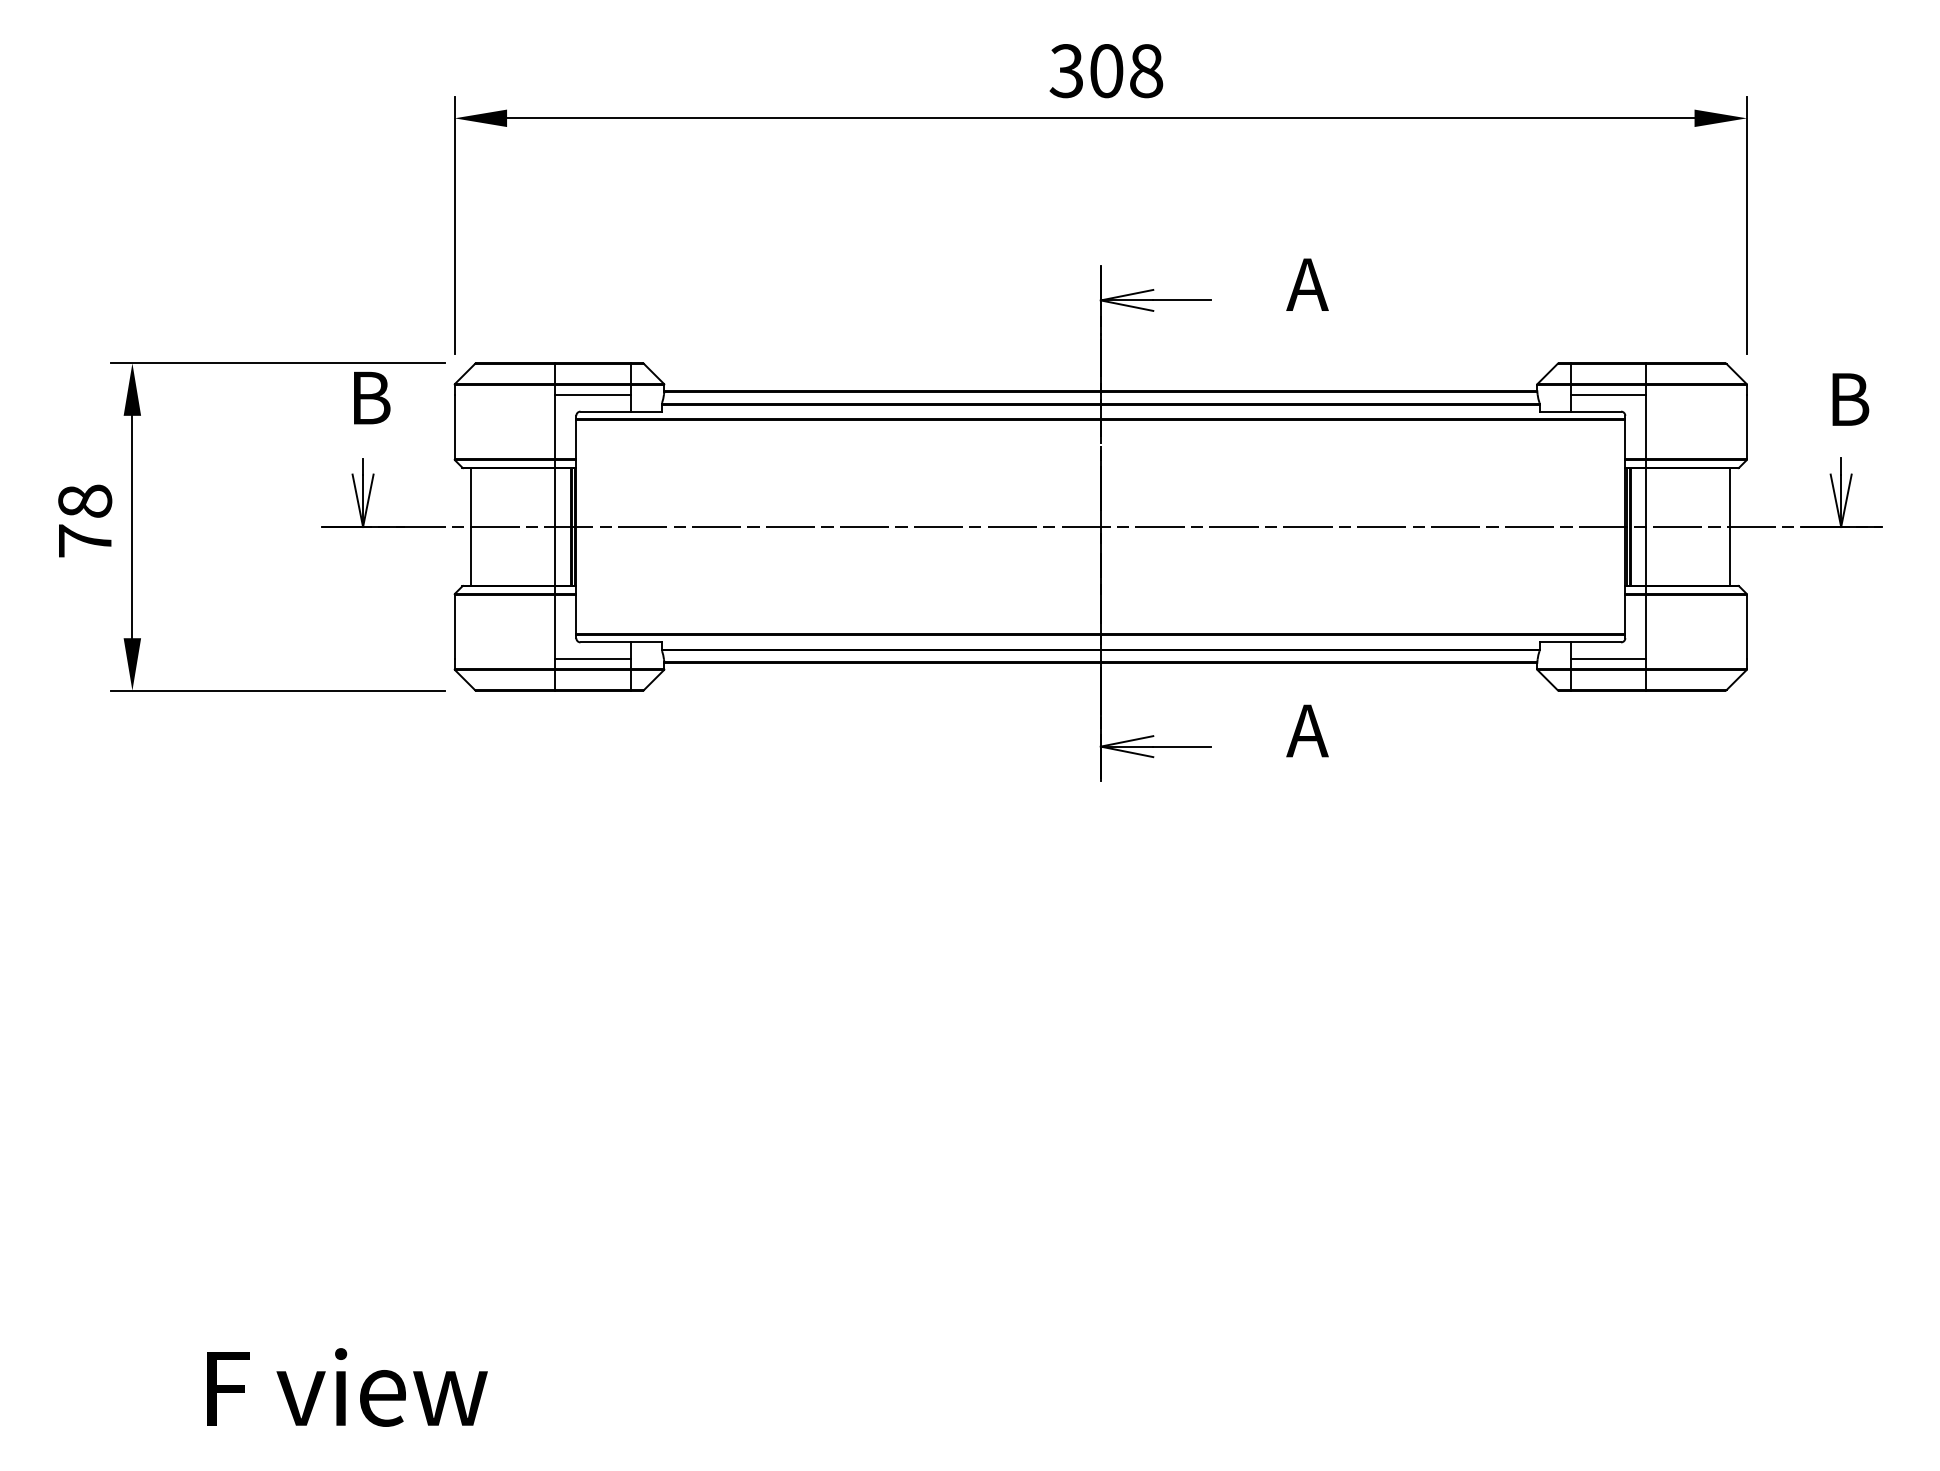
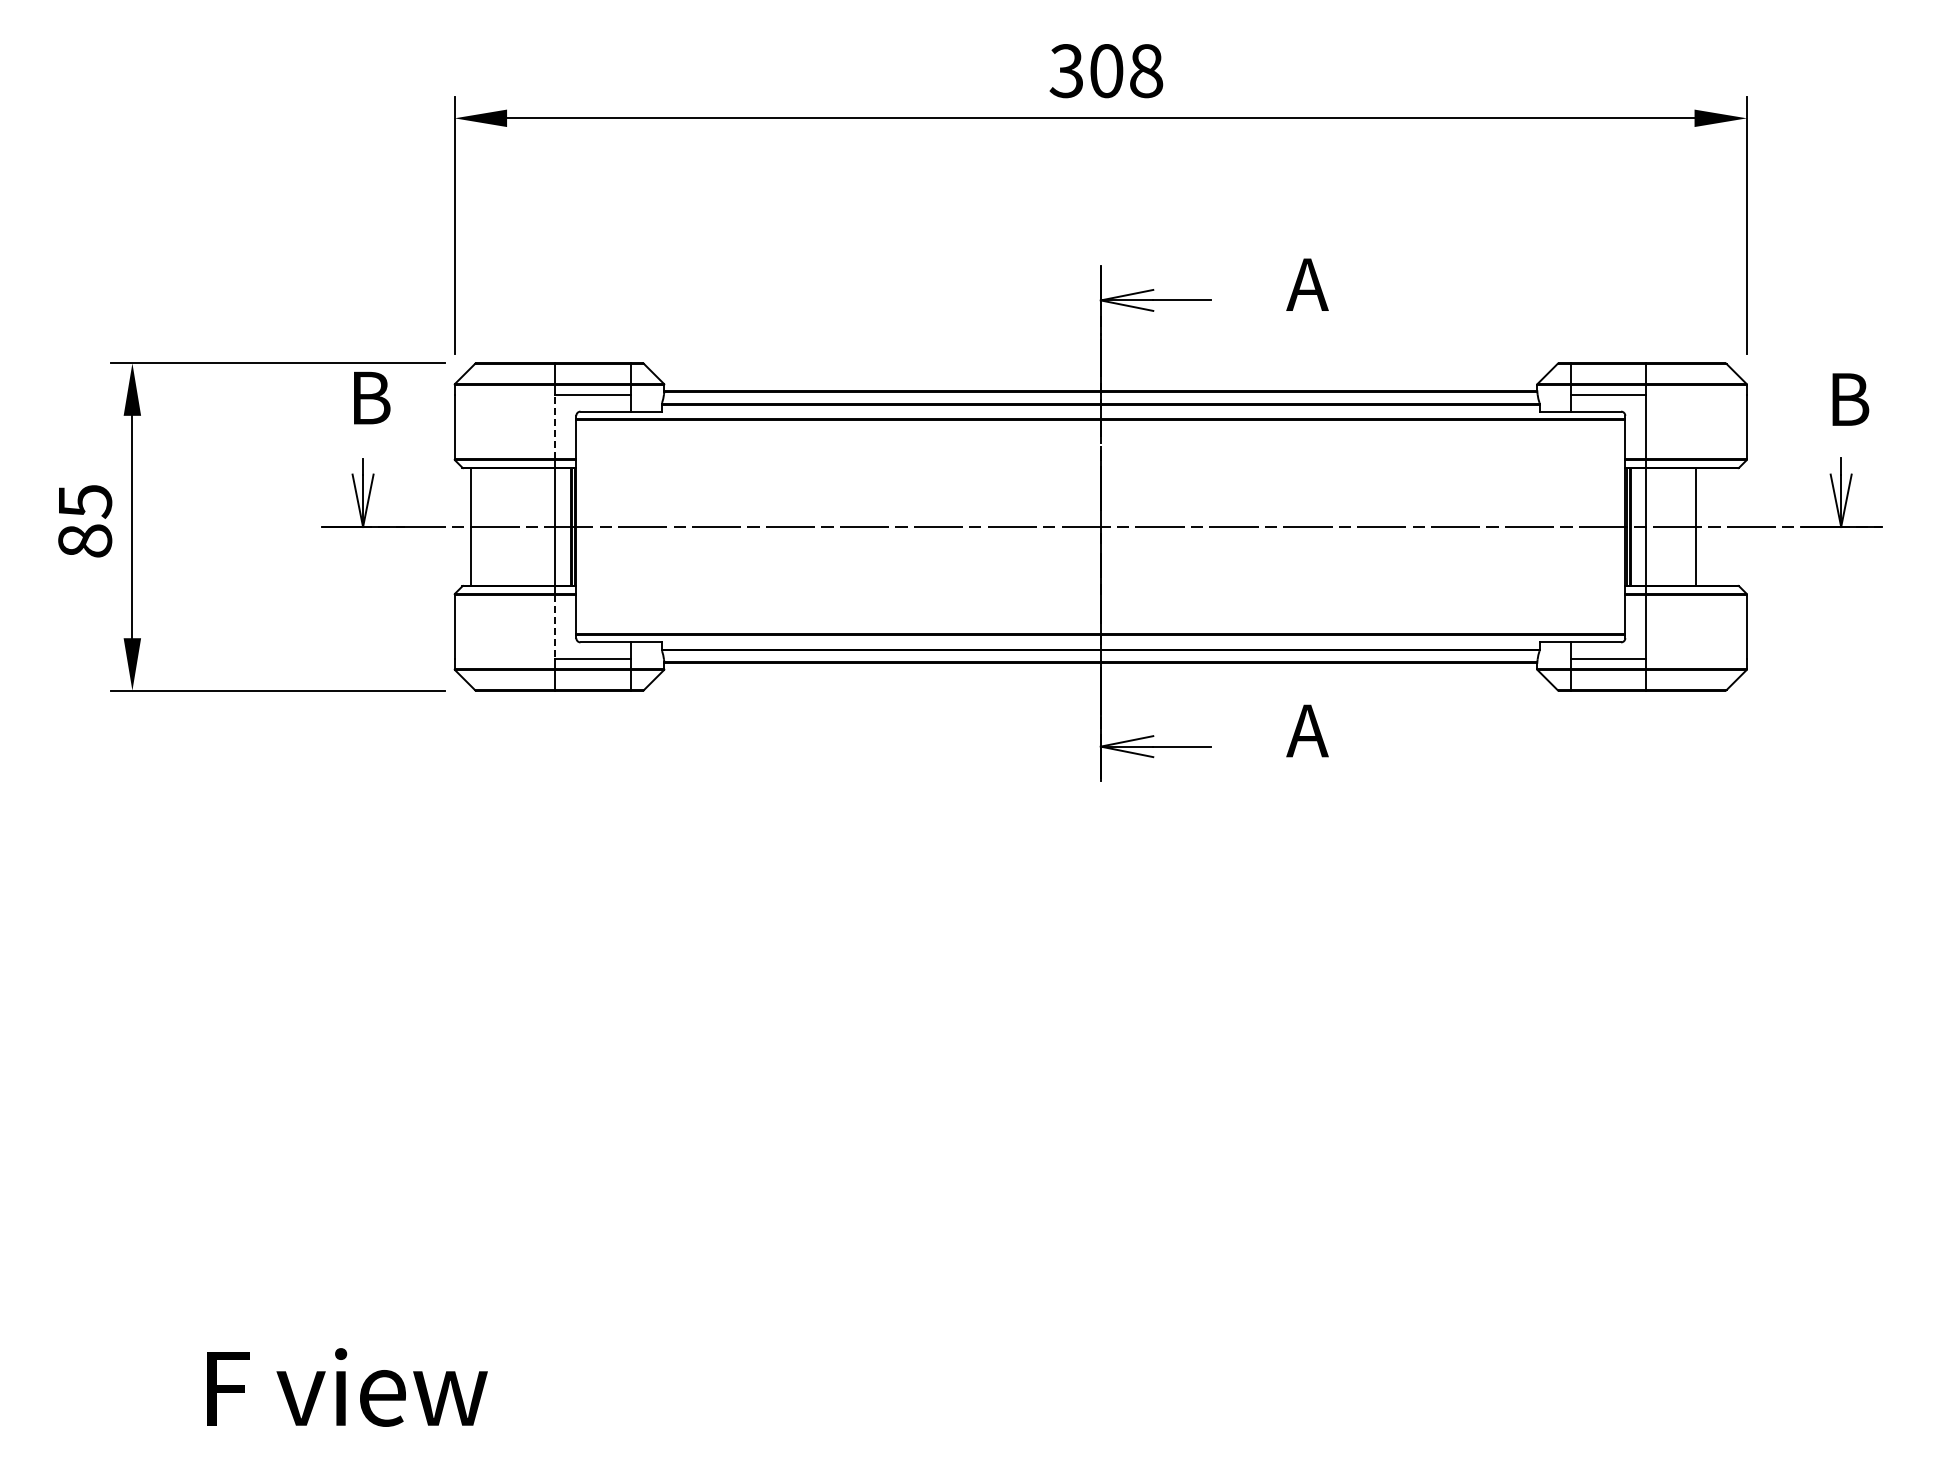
line: solid -> dashed (555, 426)
text: 78 -> 85 (85, 520)
line position: (1730, 526) -> (1696, 526) (1696, 526)
line: solid -> dashed (555, 627)
